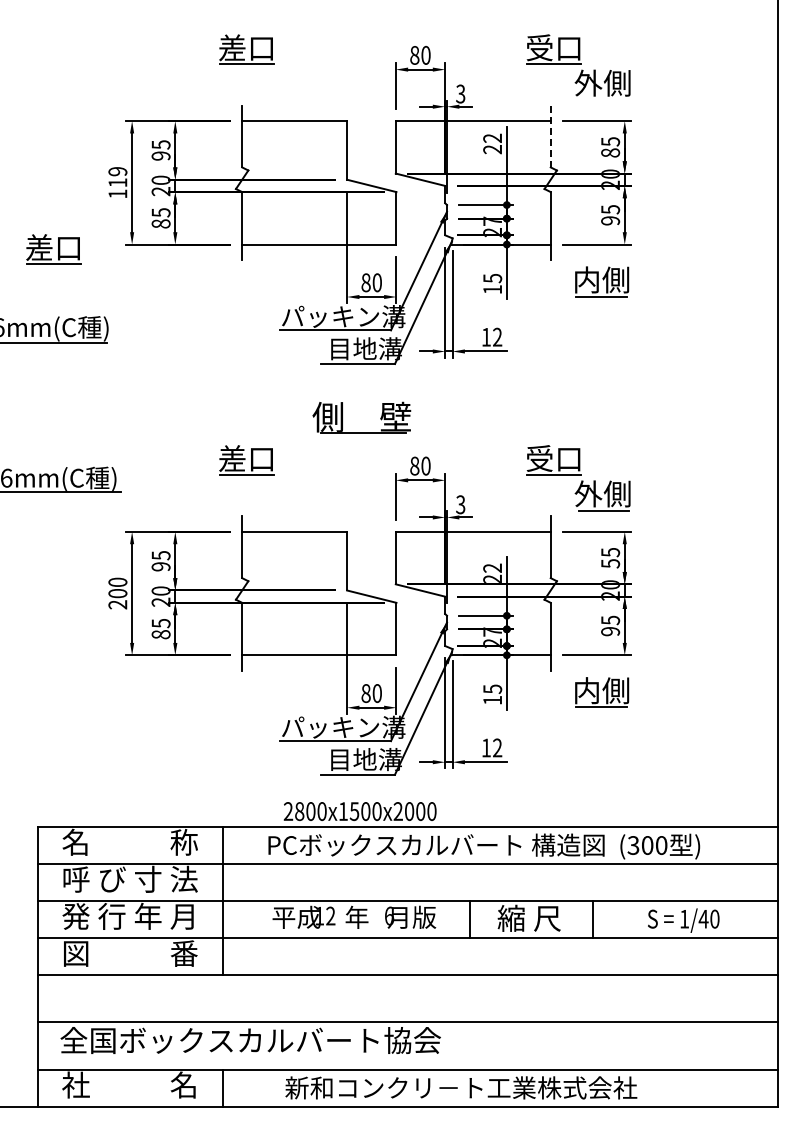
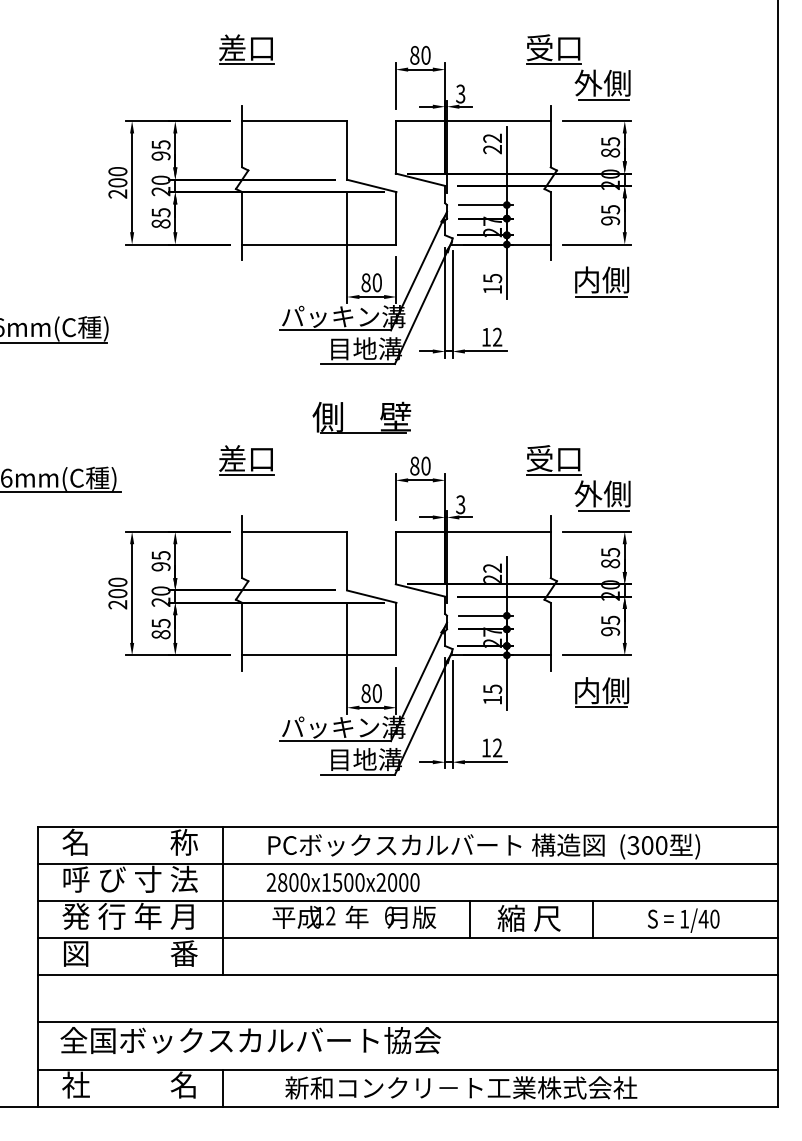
line: none -> present (603, 99)
line: dashed -> solid (550, 136)
text: 119 -> 200 (117, 182)
part: present -> none (53, 249)
text: 55 -> 85 (610, 563)
text position: (359, 811) -> (342, 882) (342, 882)
